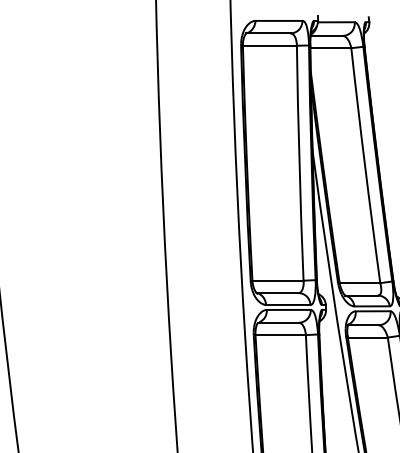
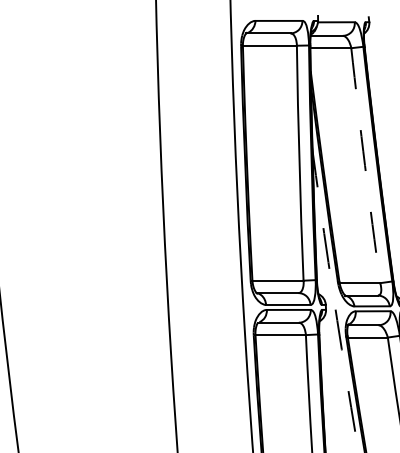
arc: solid -> dashed (365, 165)
arc: solid -> dashed (334, 300)
